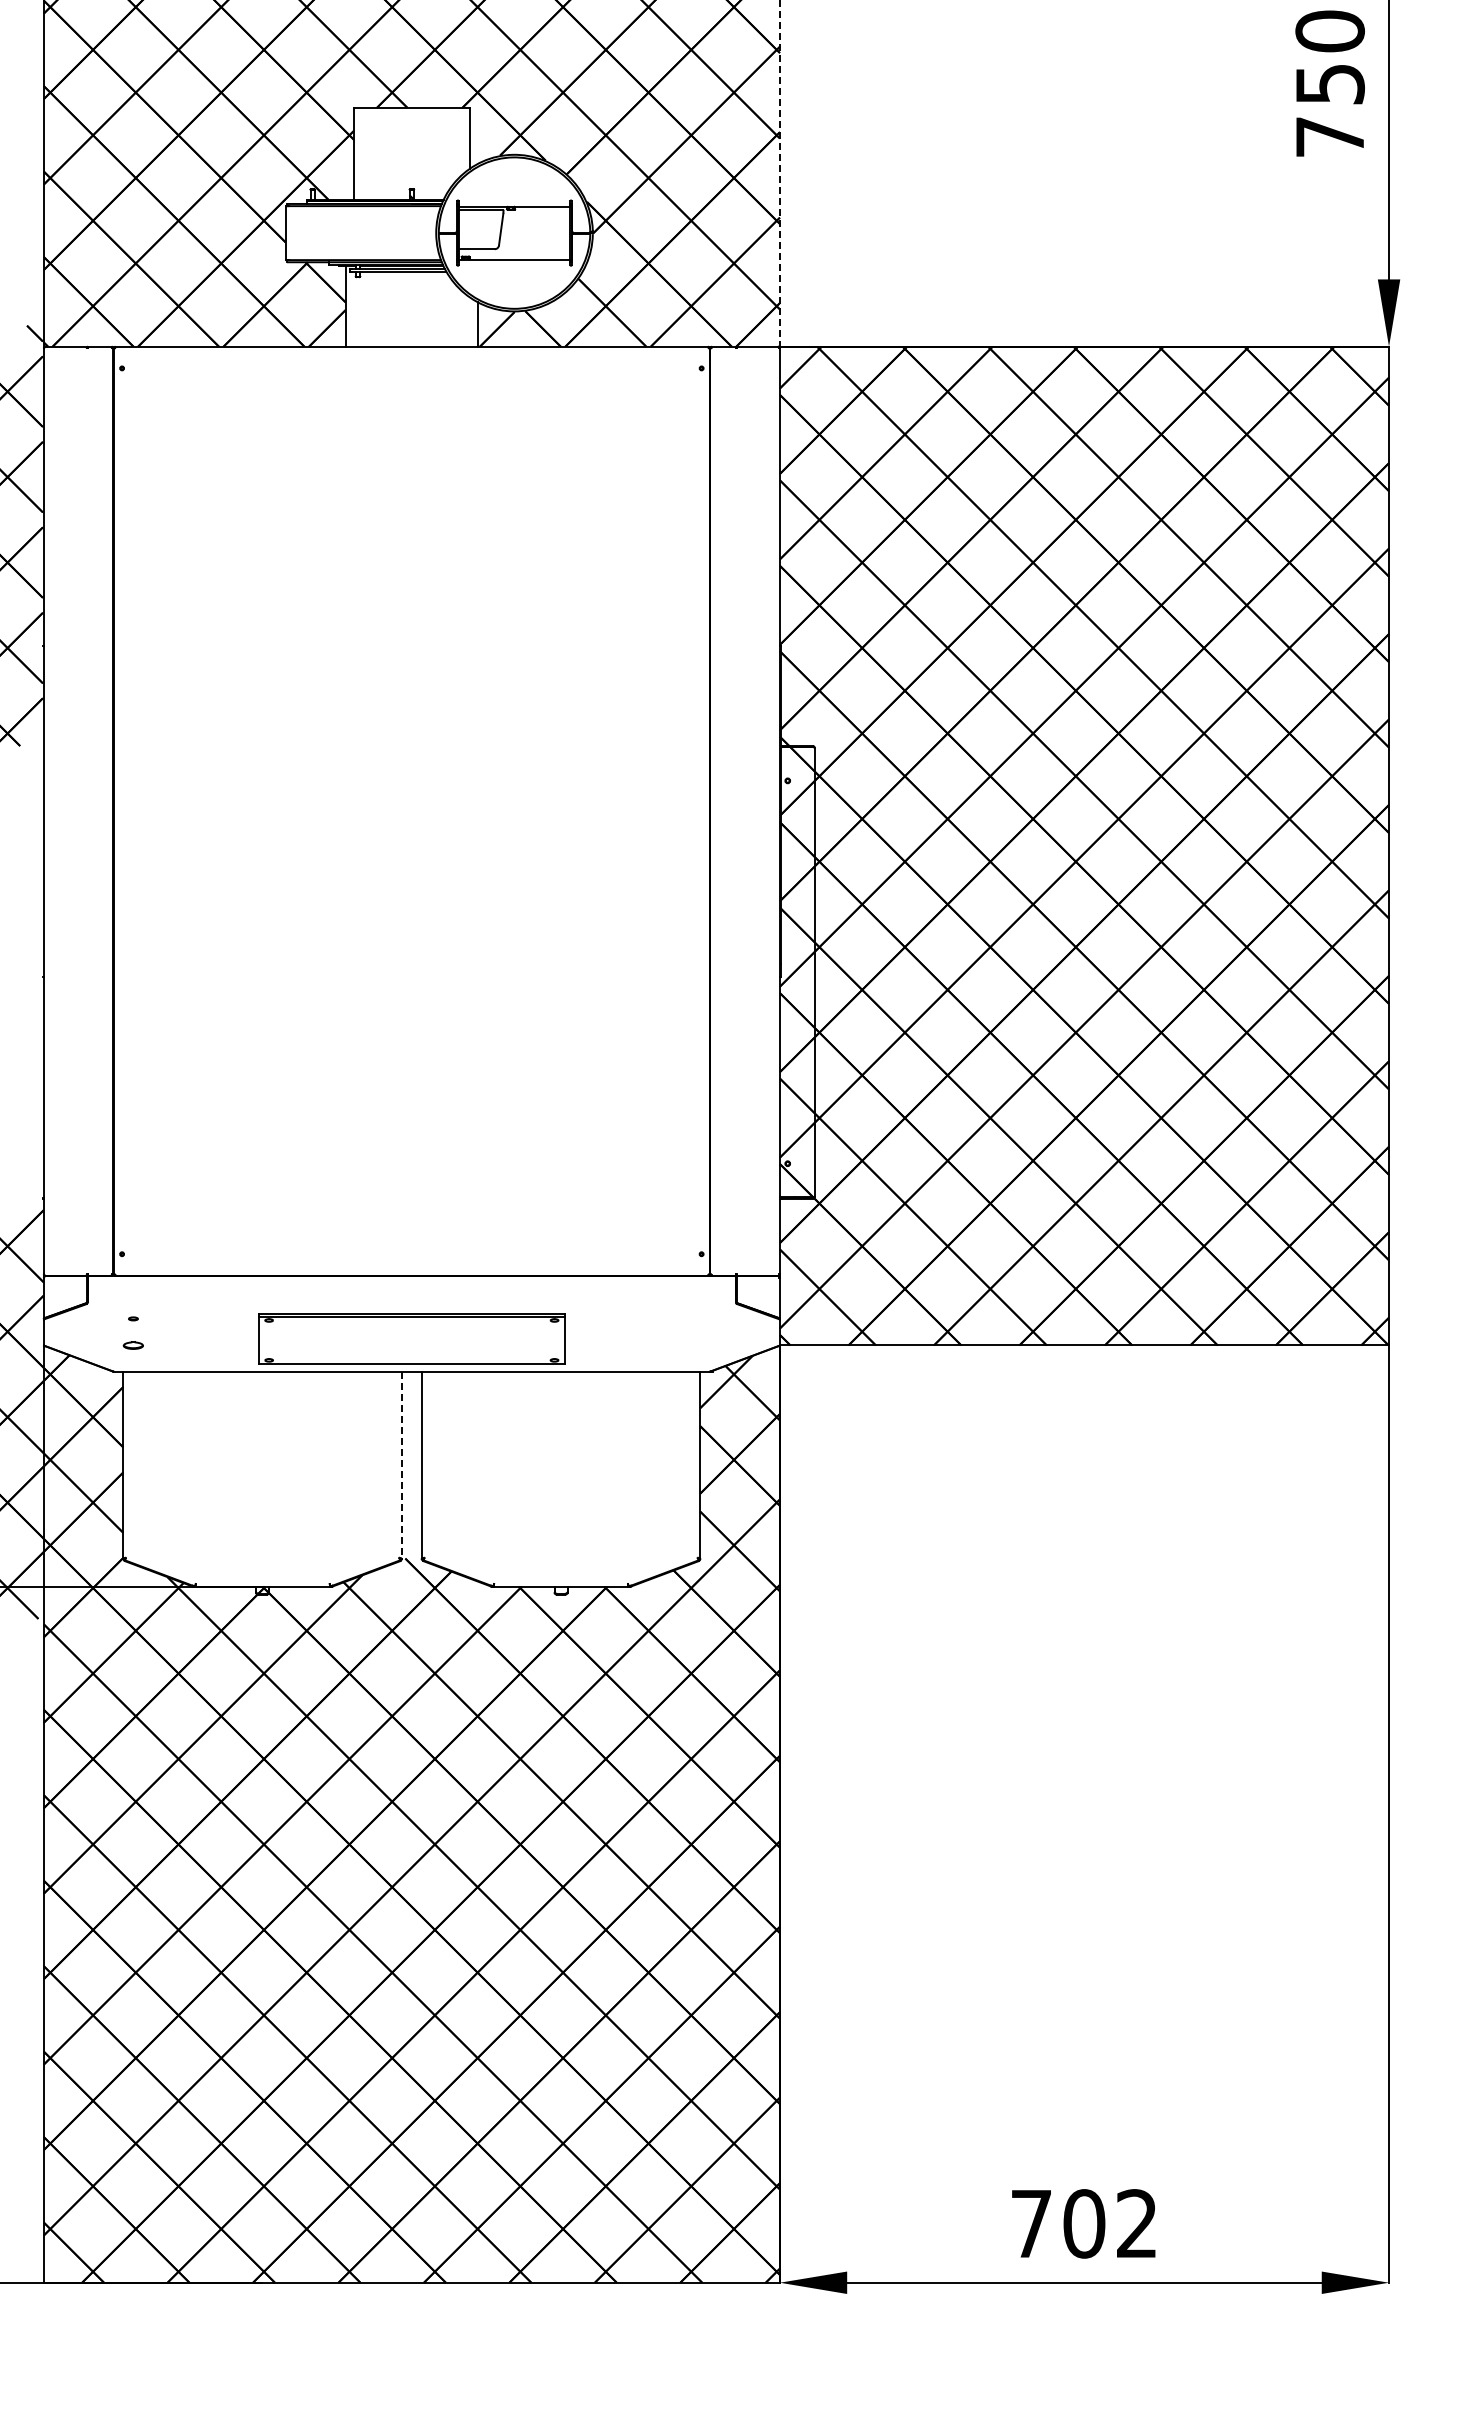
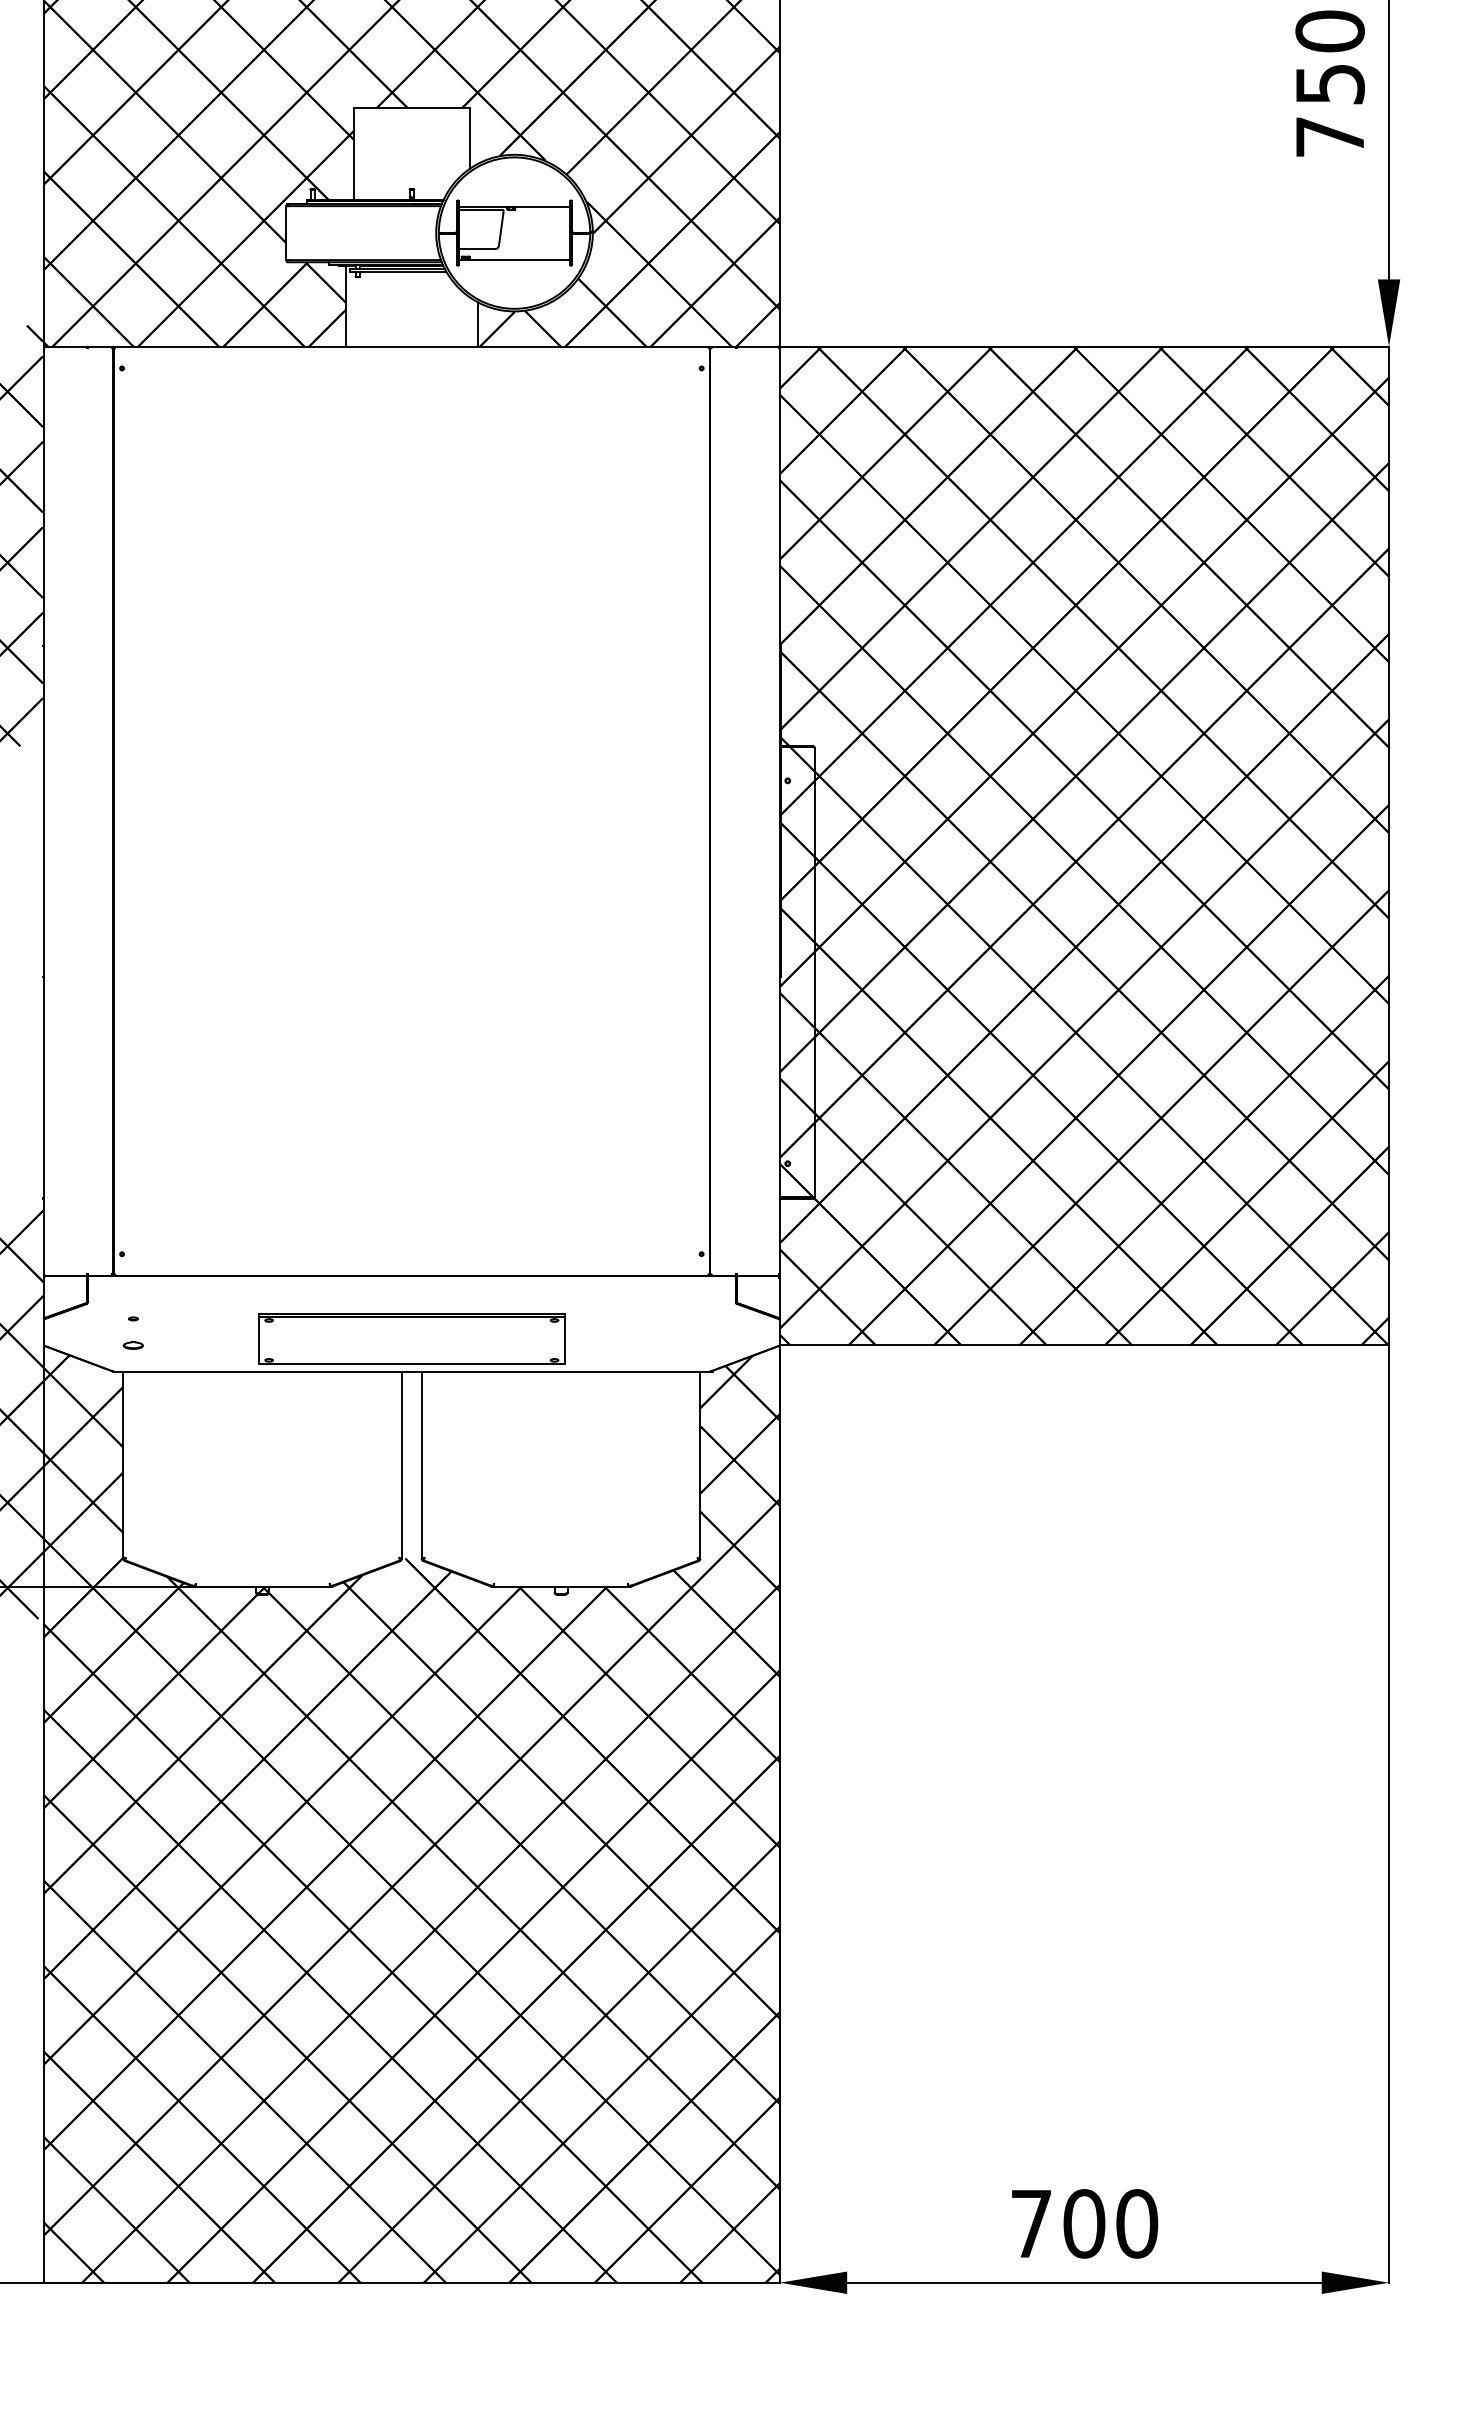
line: dashed -> solid (779, 174)
line: dashed -> solid (401, 1465)
text: 702 -> 700 (1137, 2223)
